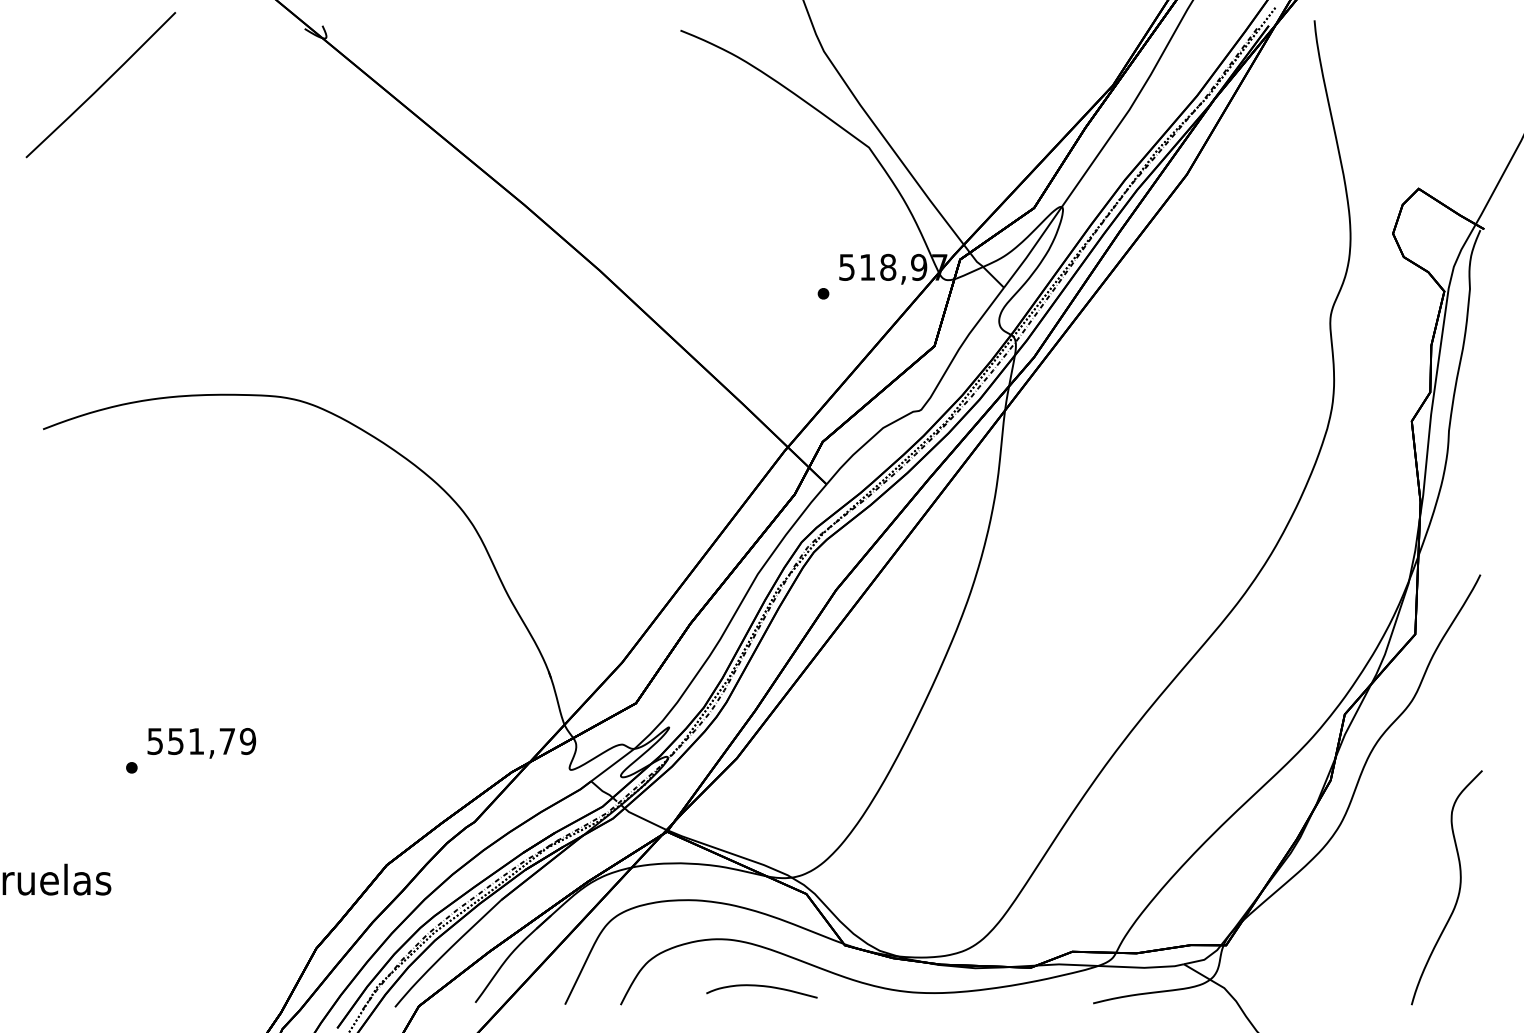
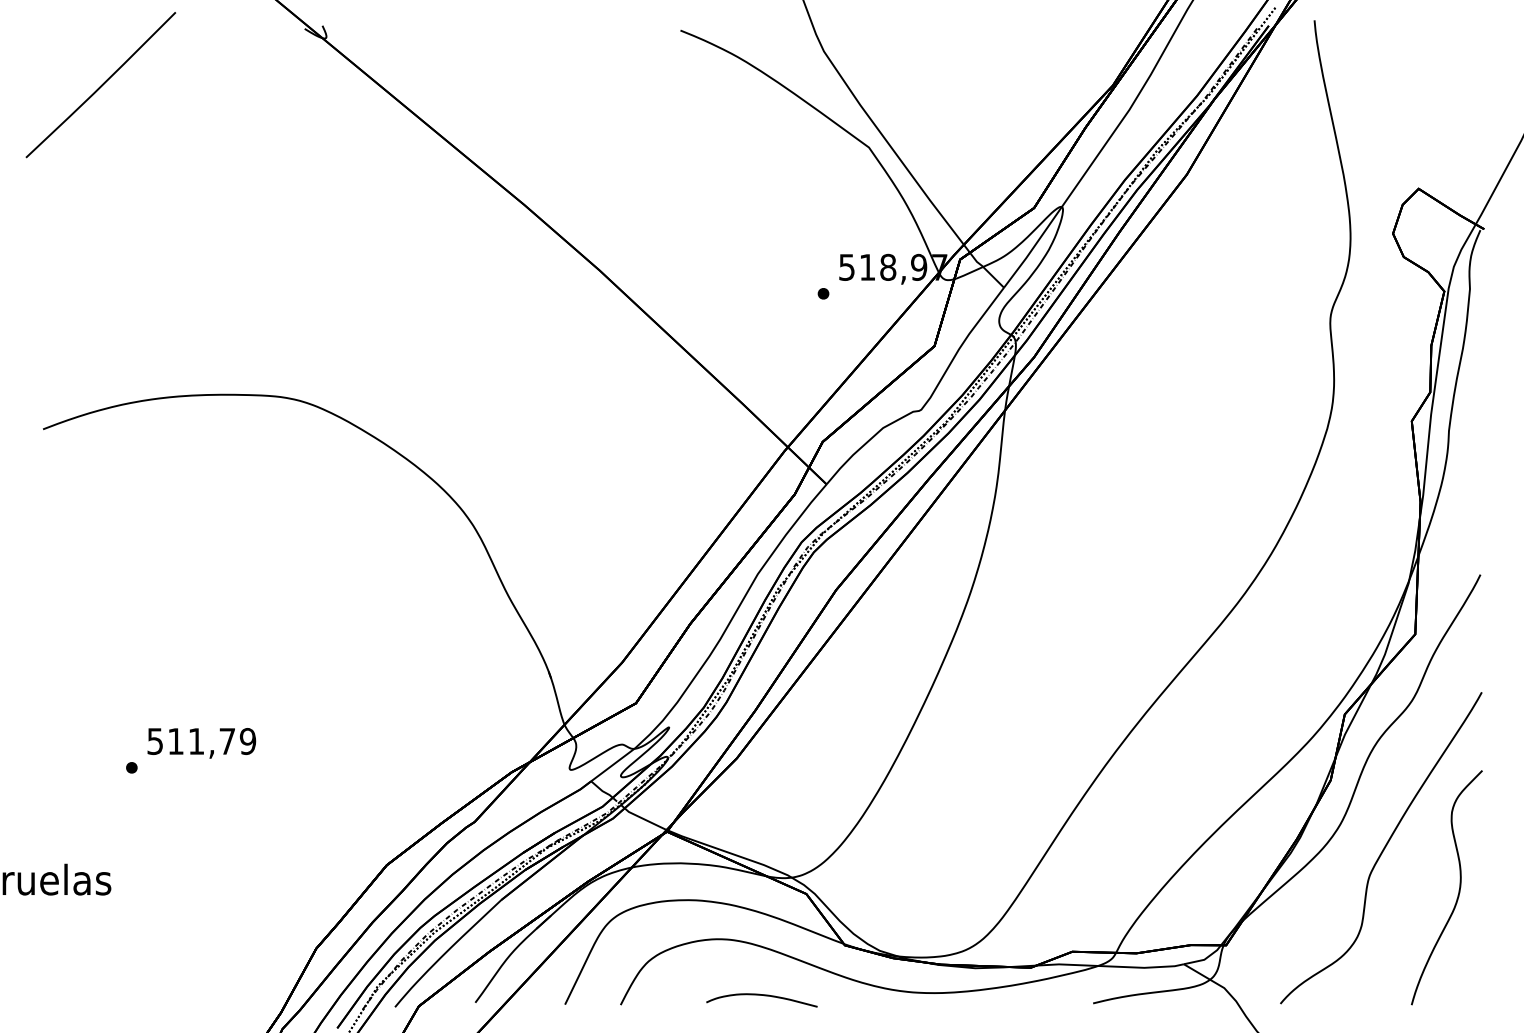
text: 551,79 -> 511,79 (175, 741)
curve: none -> present (1382, 849)
curve position: (761, 986) -> (761, 995) (761, 995)
